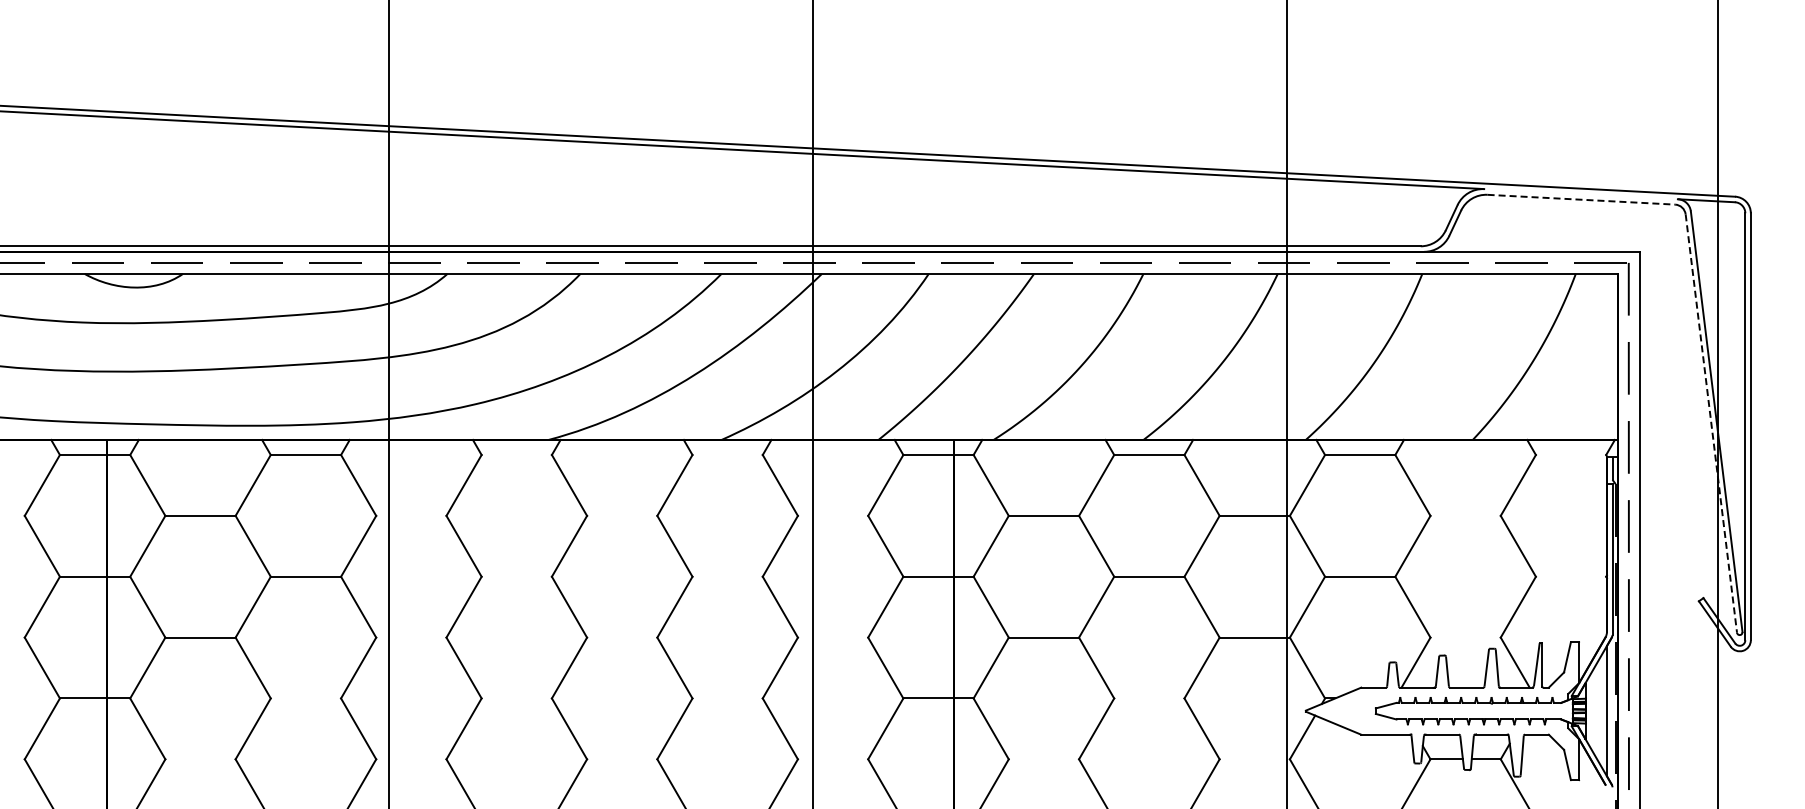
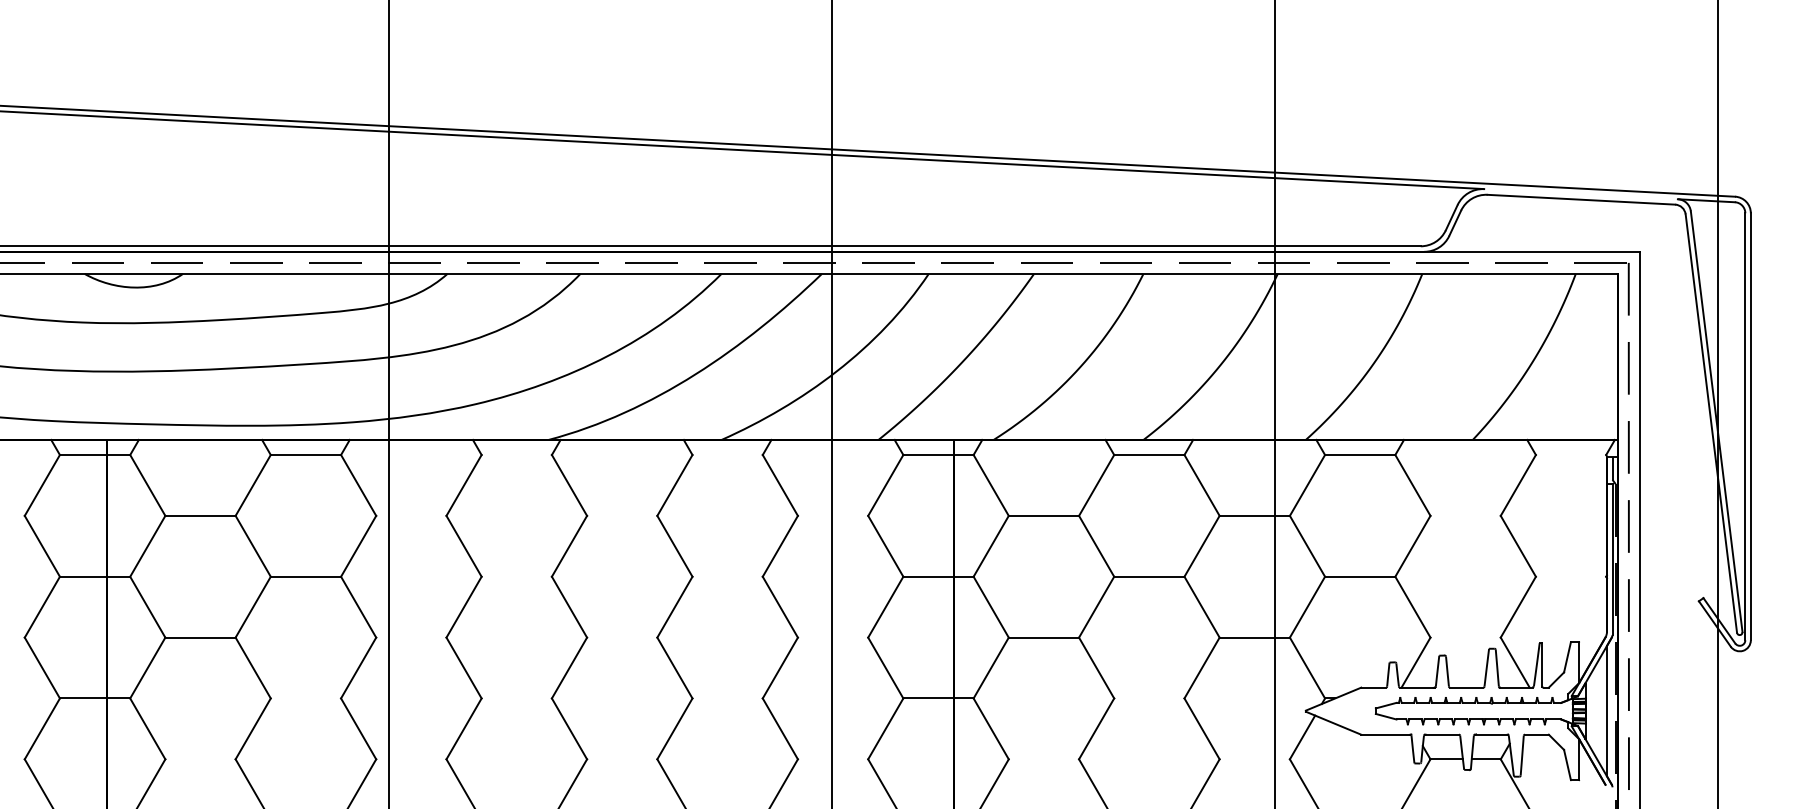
line: dashed -> solid (1581, 199)
line position: (813, 403) -> (832, 403) (832, 403)
line position: (1286, 403) -> (1274, 403) (1274, 403)
line: dashed -> solid (1711, 423)
